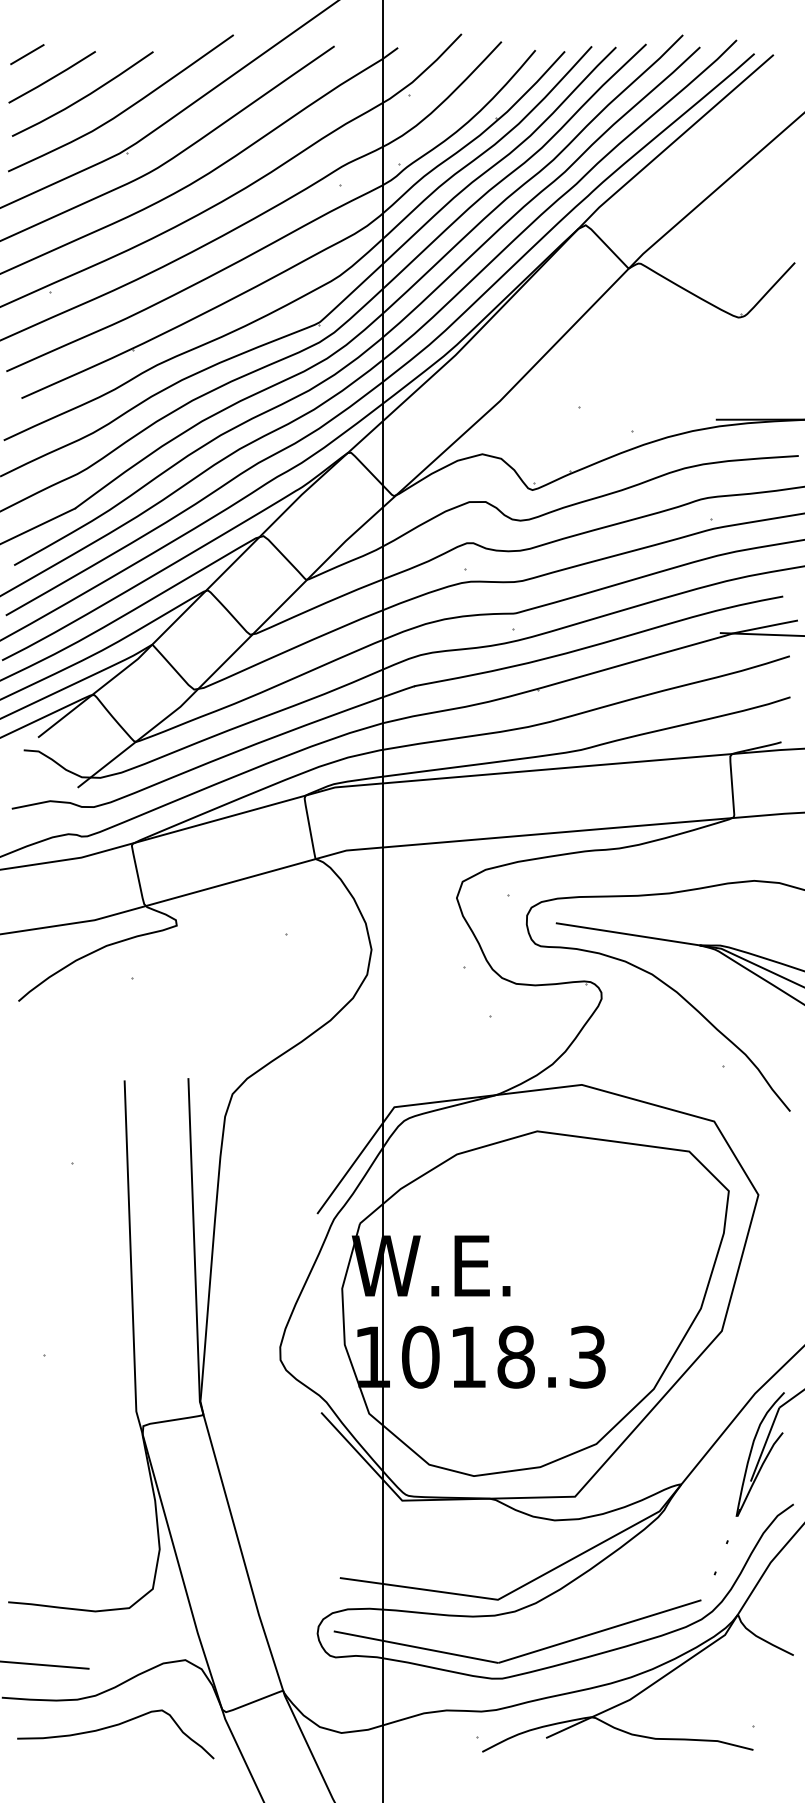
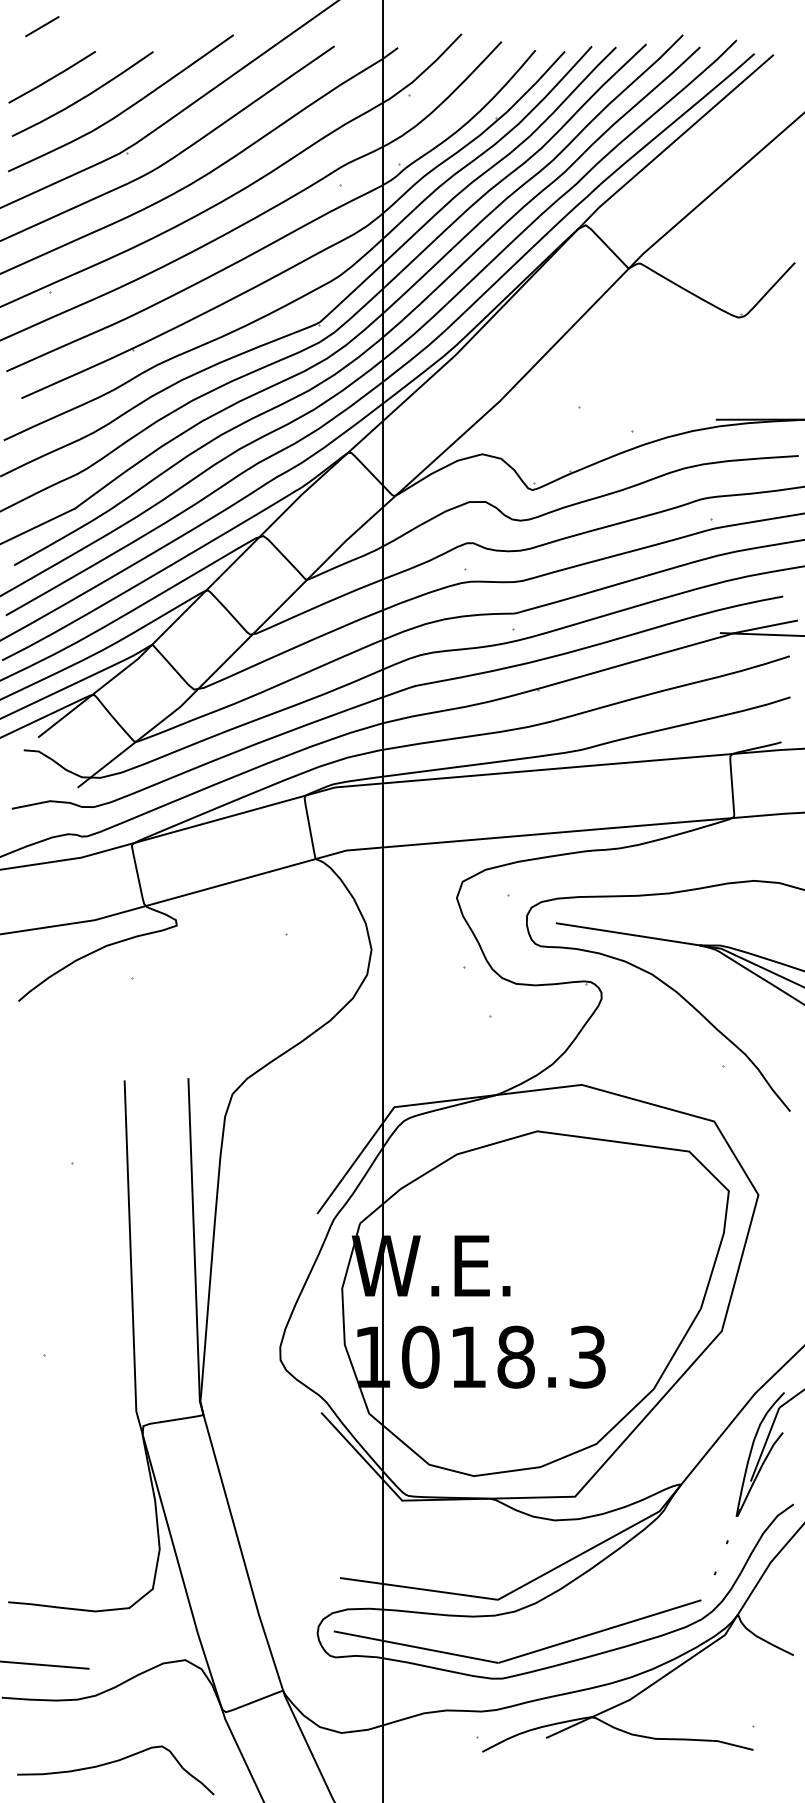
line position: (27, 54) -> (42, 26) (42, 26)
curve position: (112, 1727) -> (112, 1763) (112, 1763)
